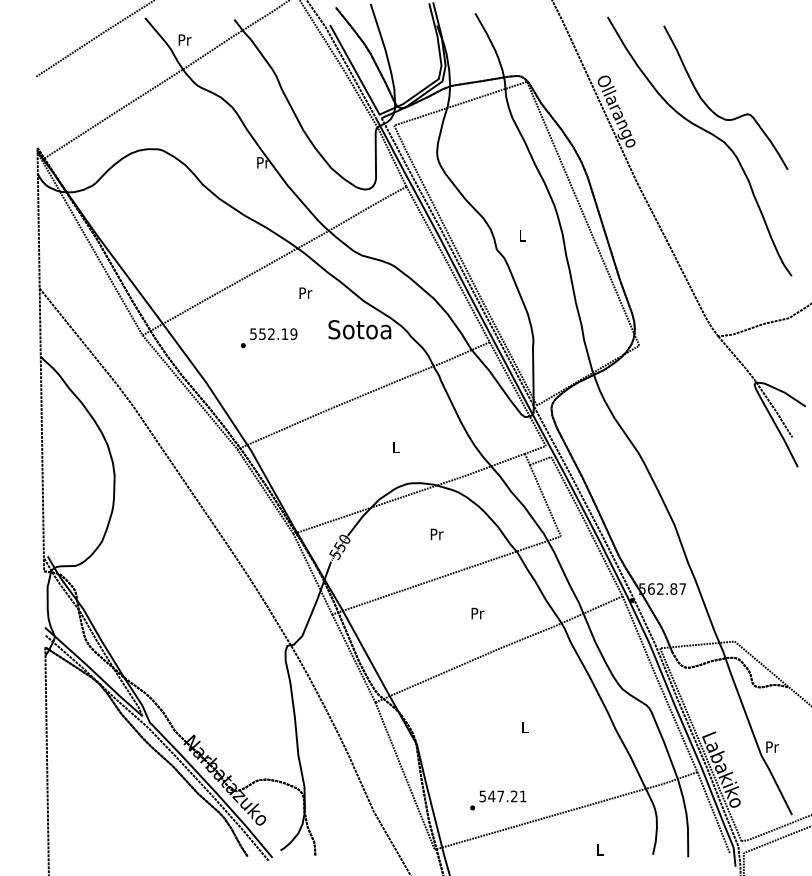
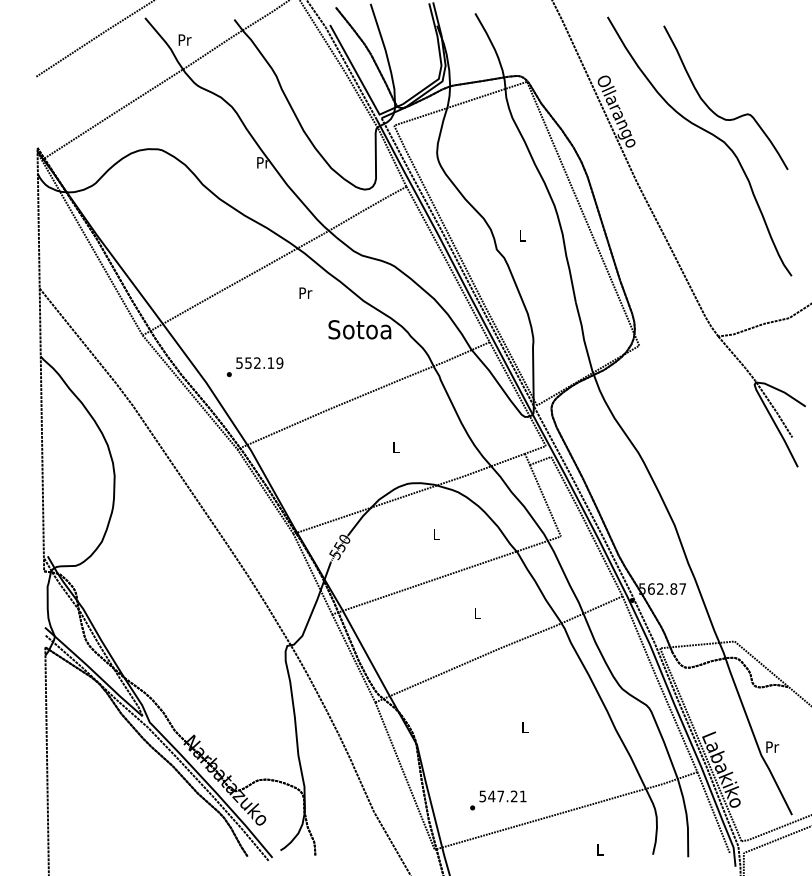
text position: (268, 338) -> (254, 367) (254, 367)
text: Pr -> L (436, 534)
text: Pr -> L (477, 613)
